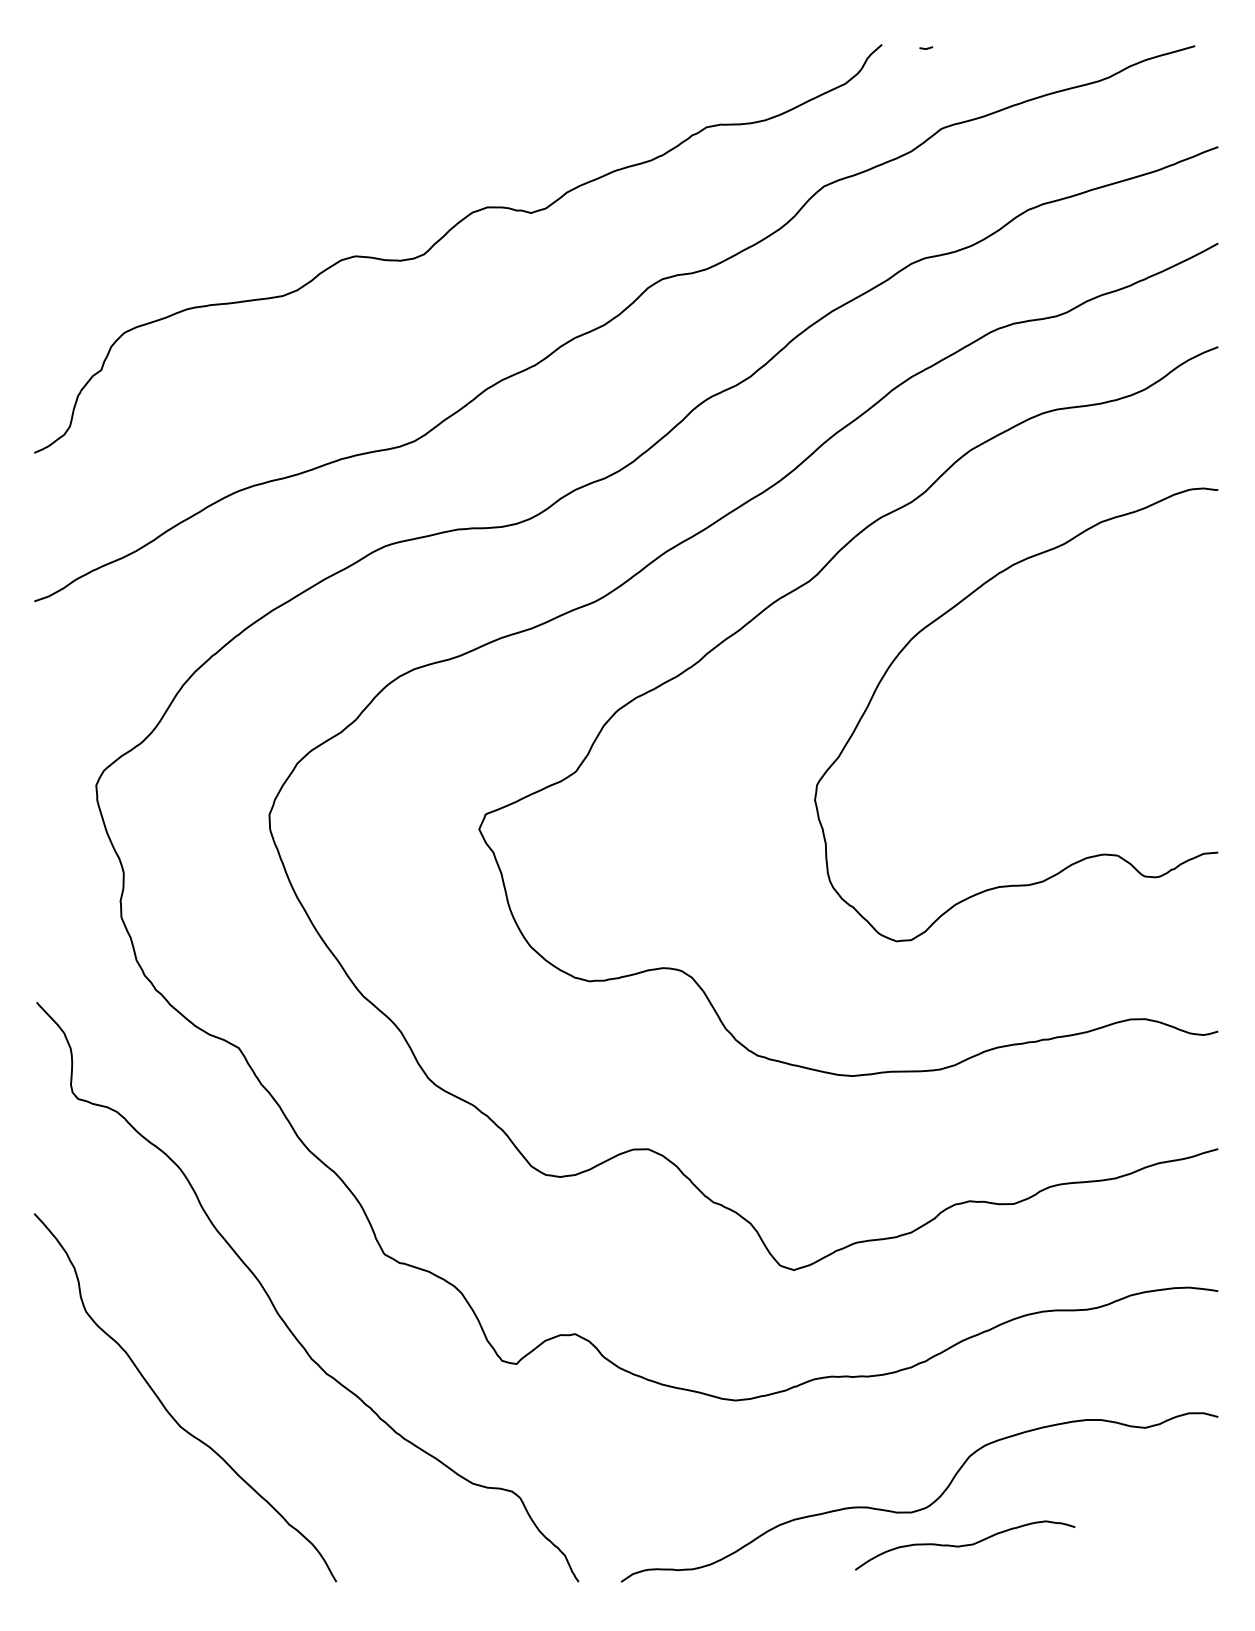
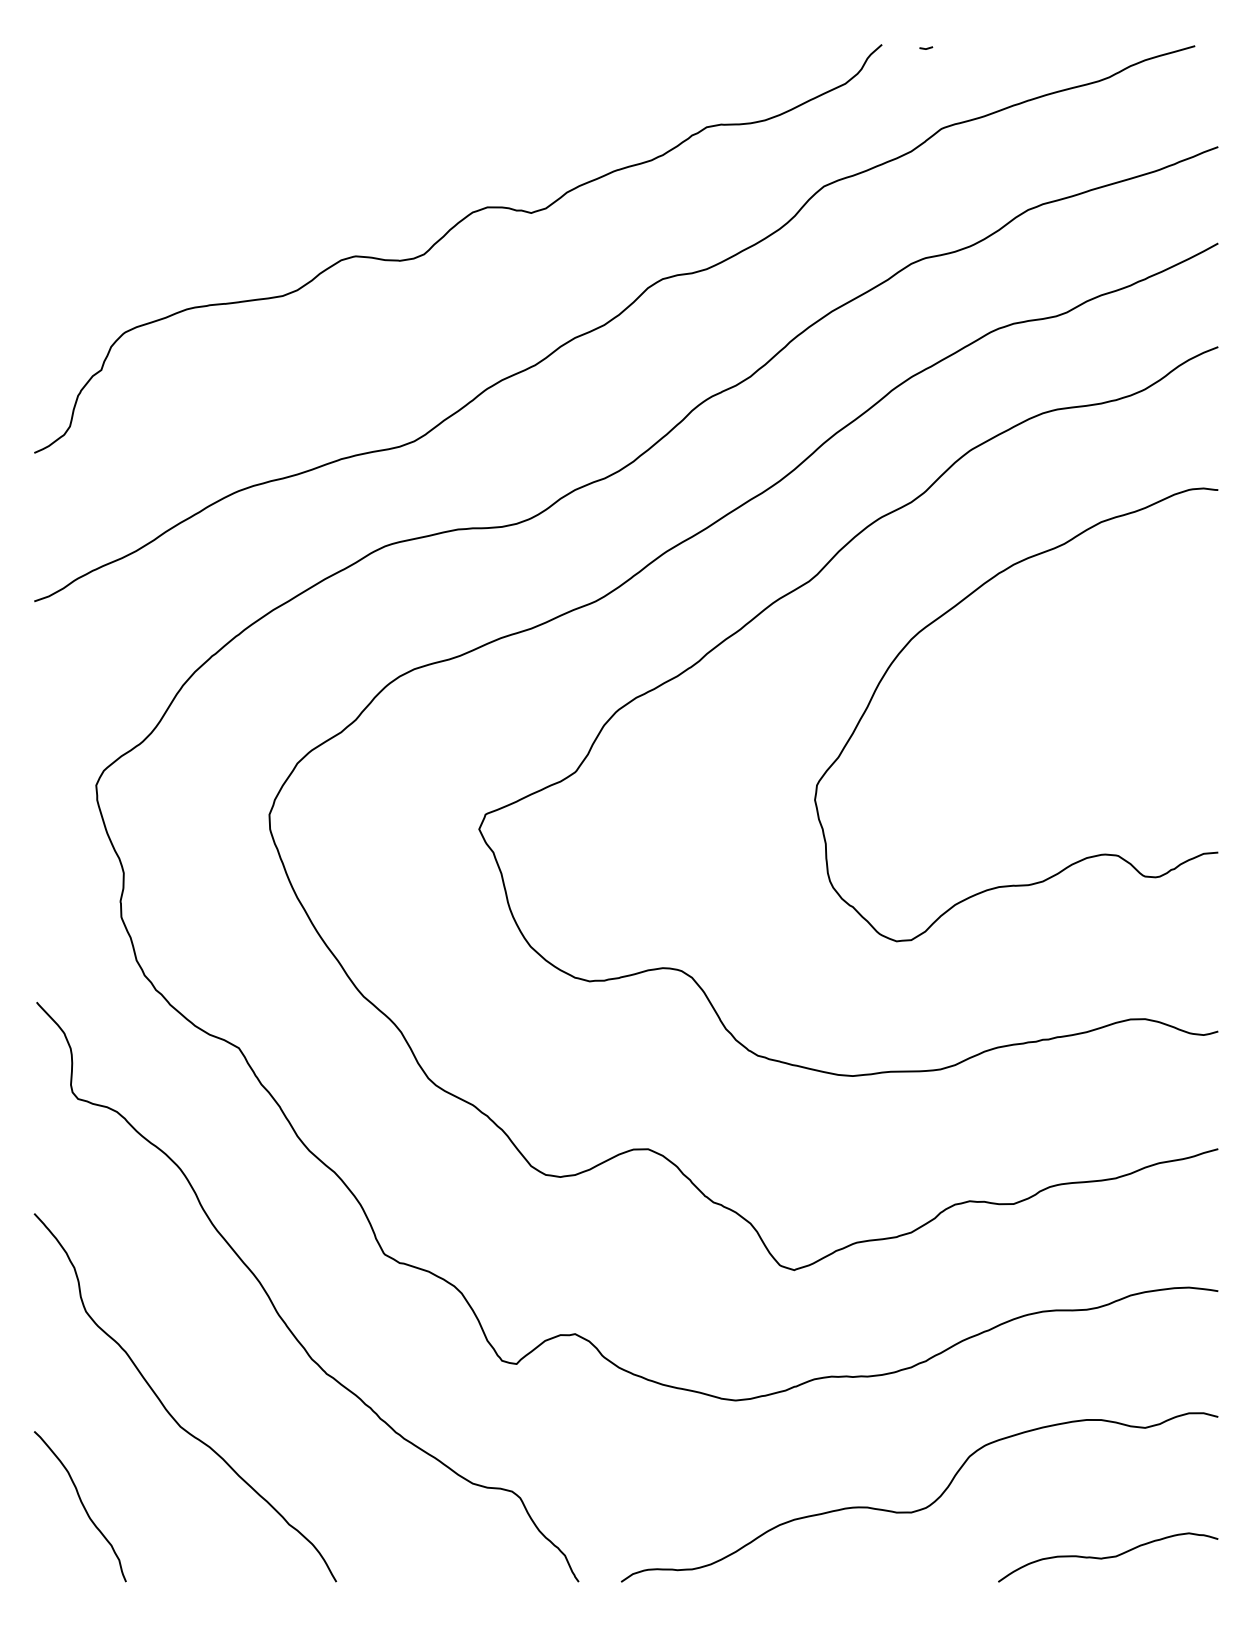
curve: none -> present (82, 1506)
curve position: (965, 1545) -> (1108, 1557) (1108, 1557)
